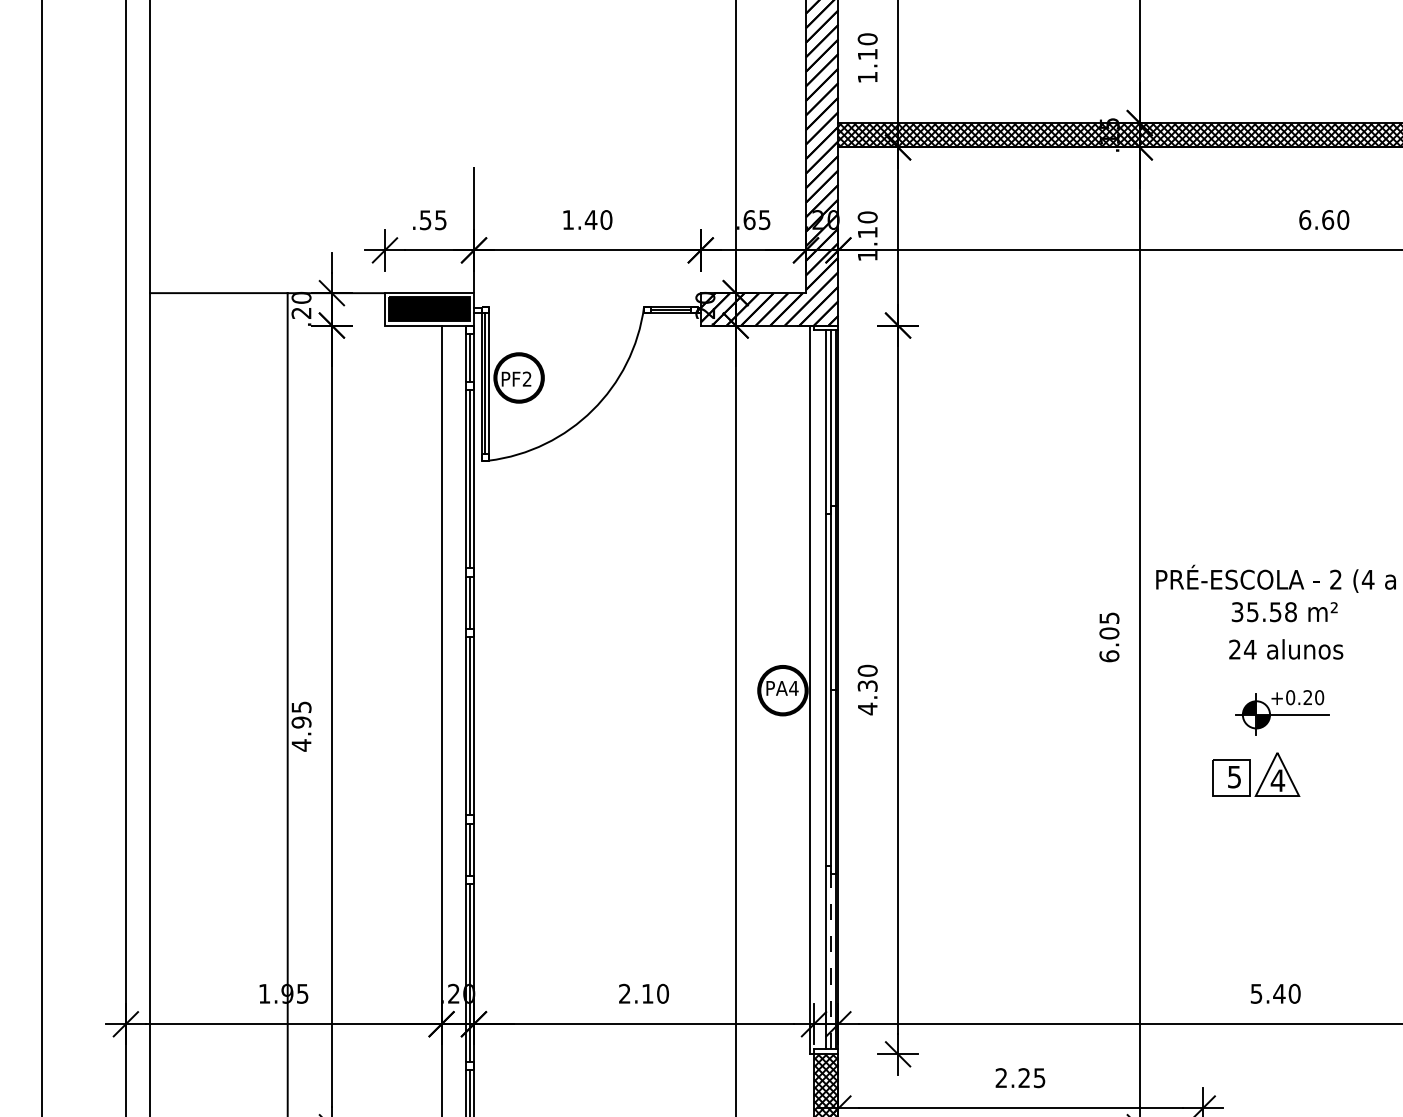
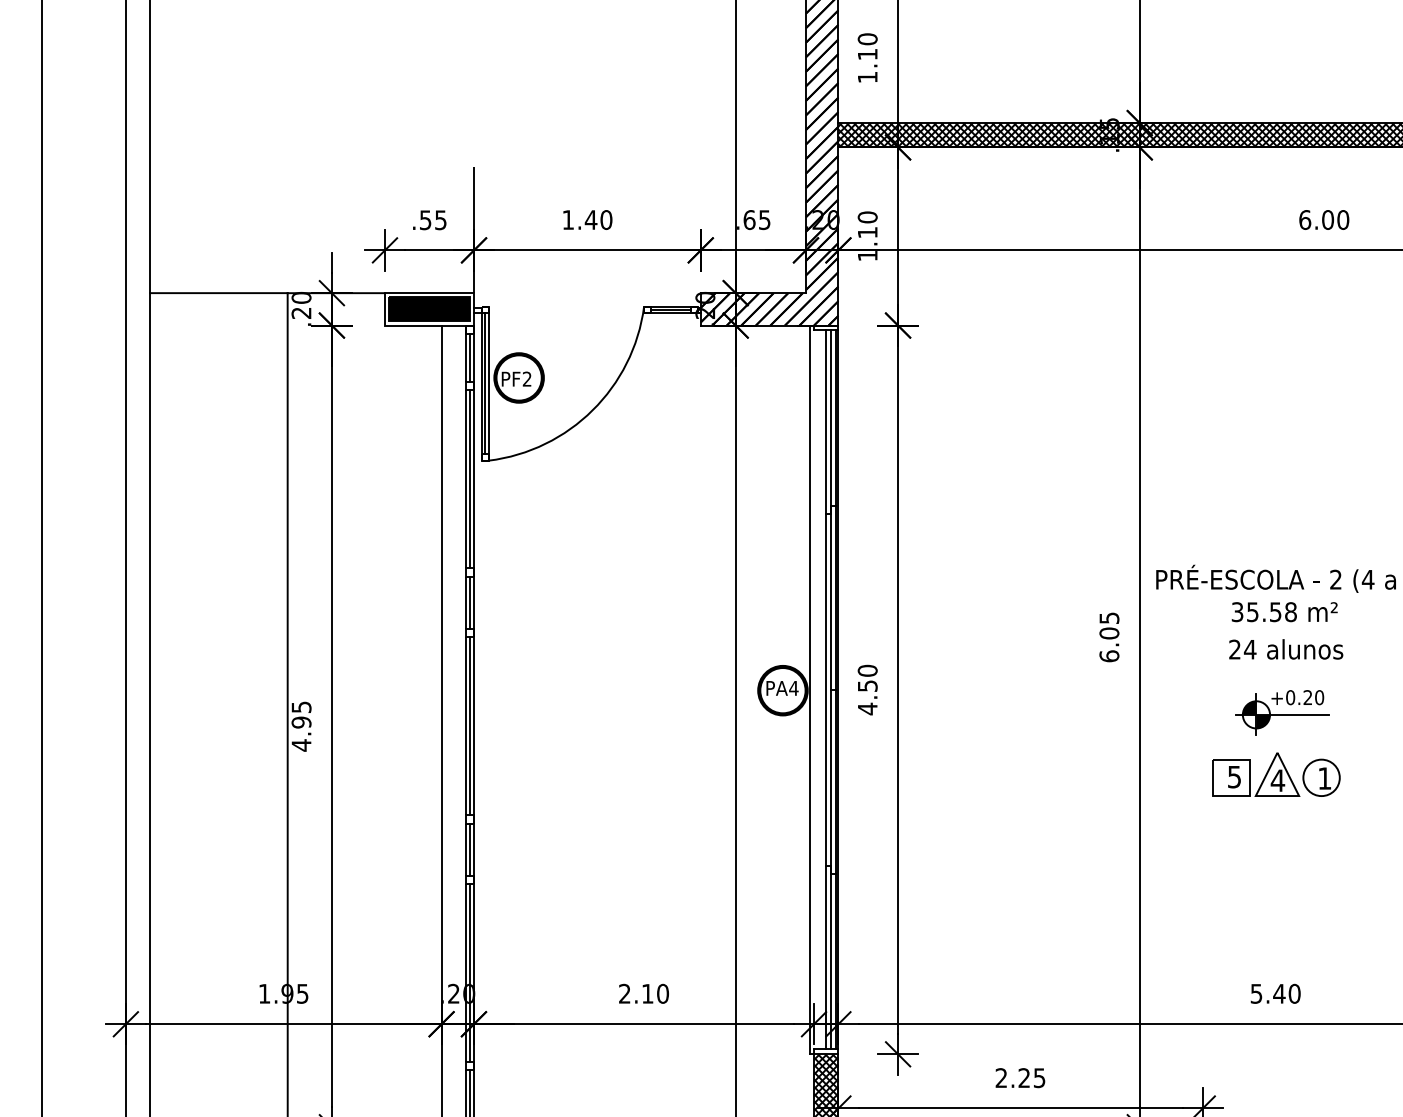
text: 6.60 -> 6.00 (1328, 219)
text: 4.30 -> 4.50 (866, 685)
part: none -> present (1321, 777)
line: dashed -> solid (831, 957)
